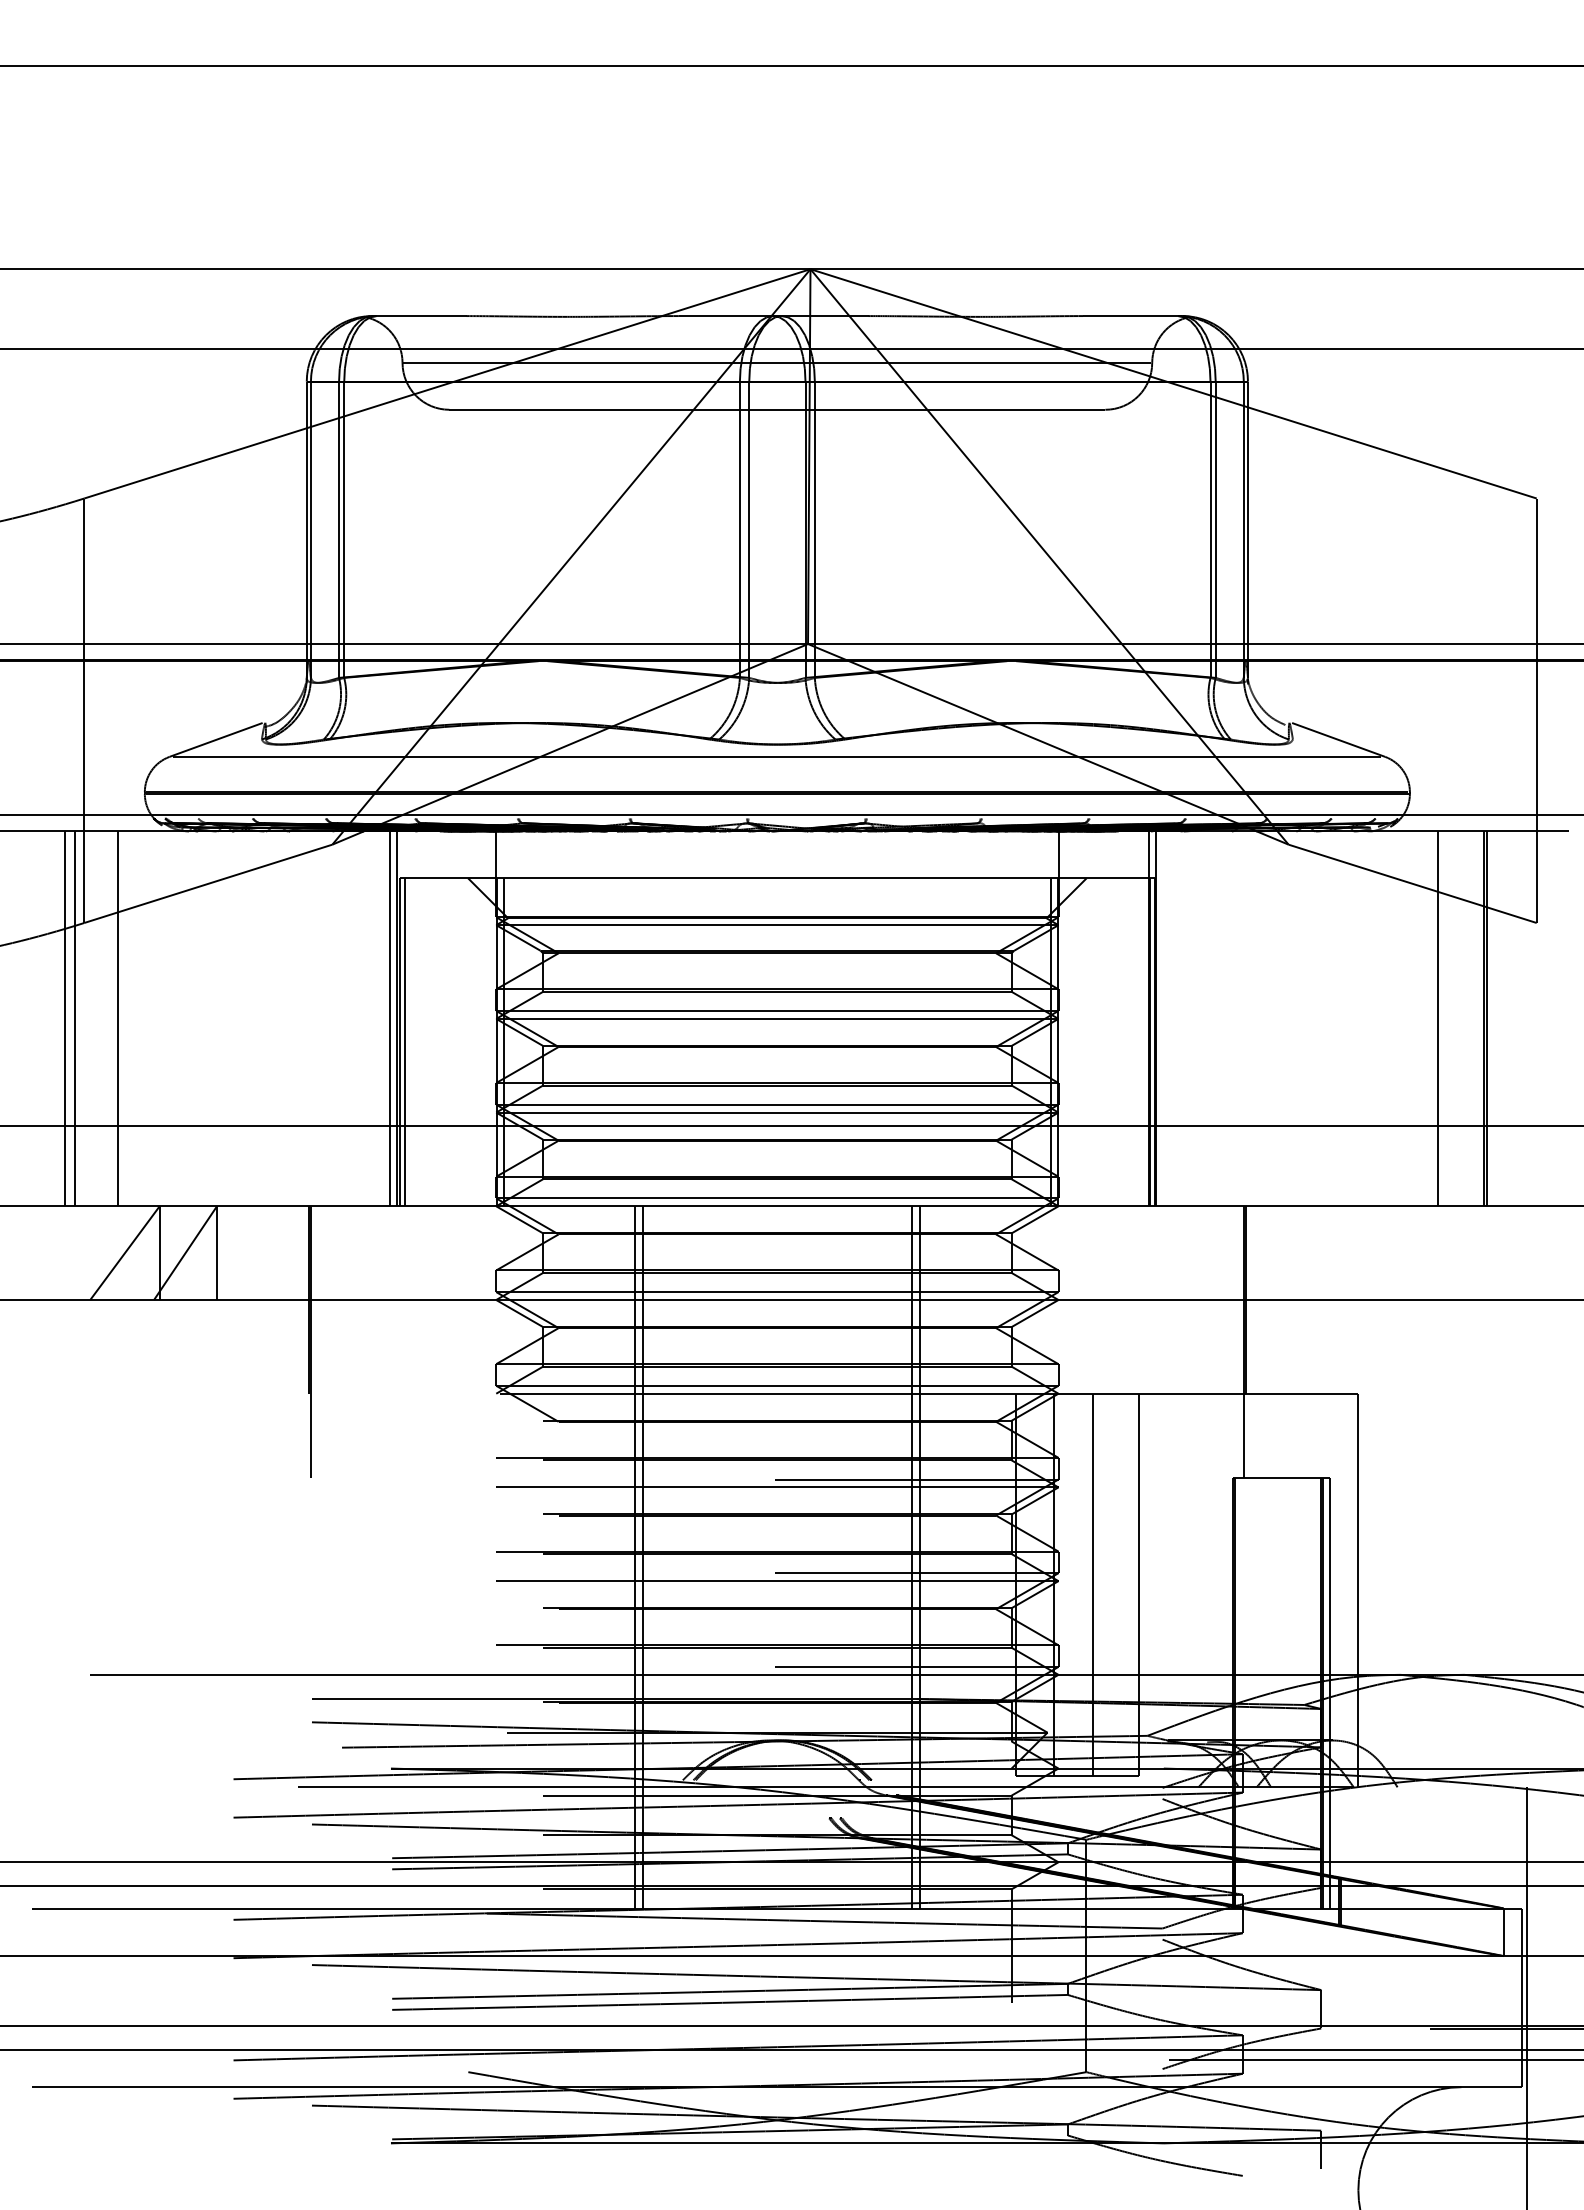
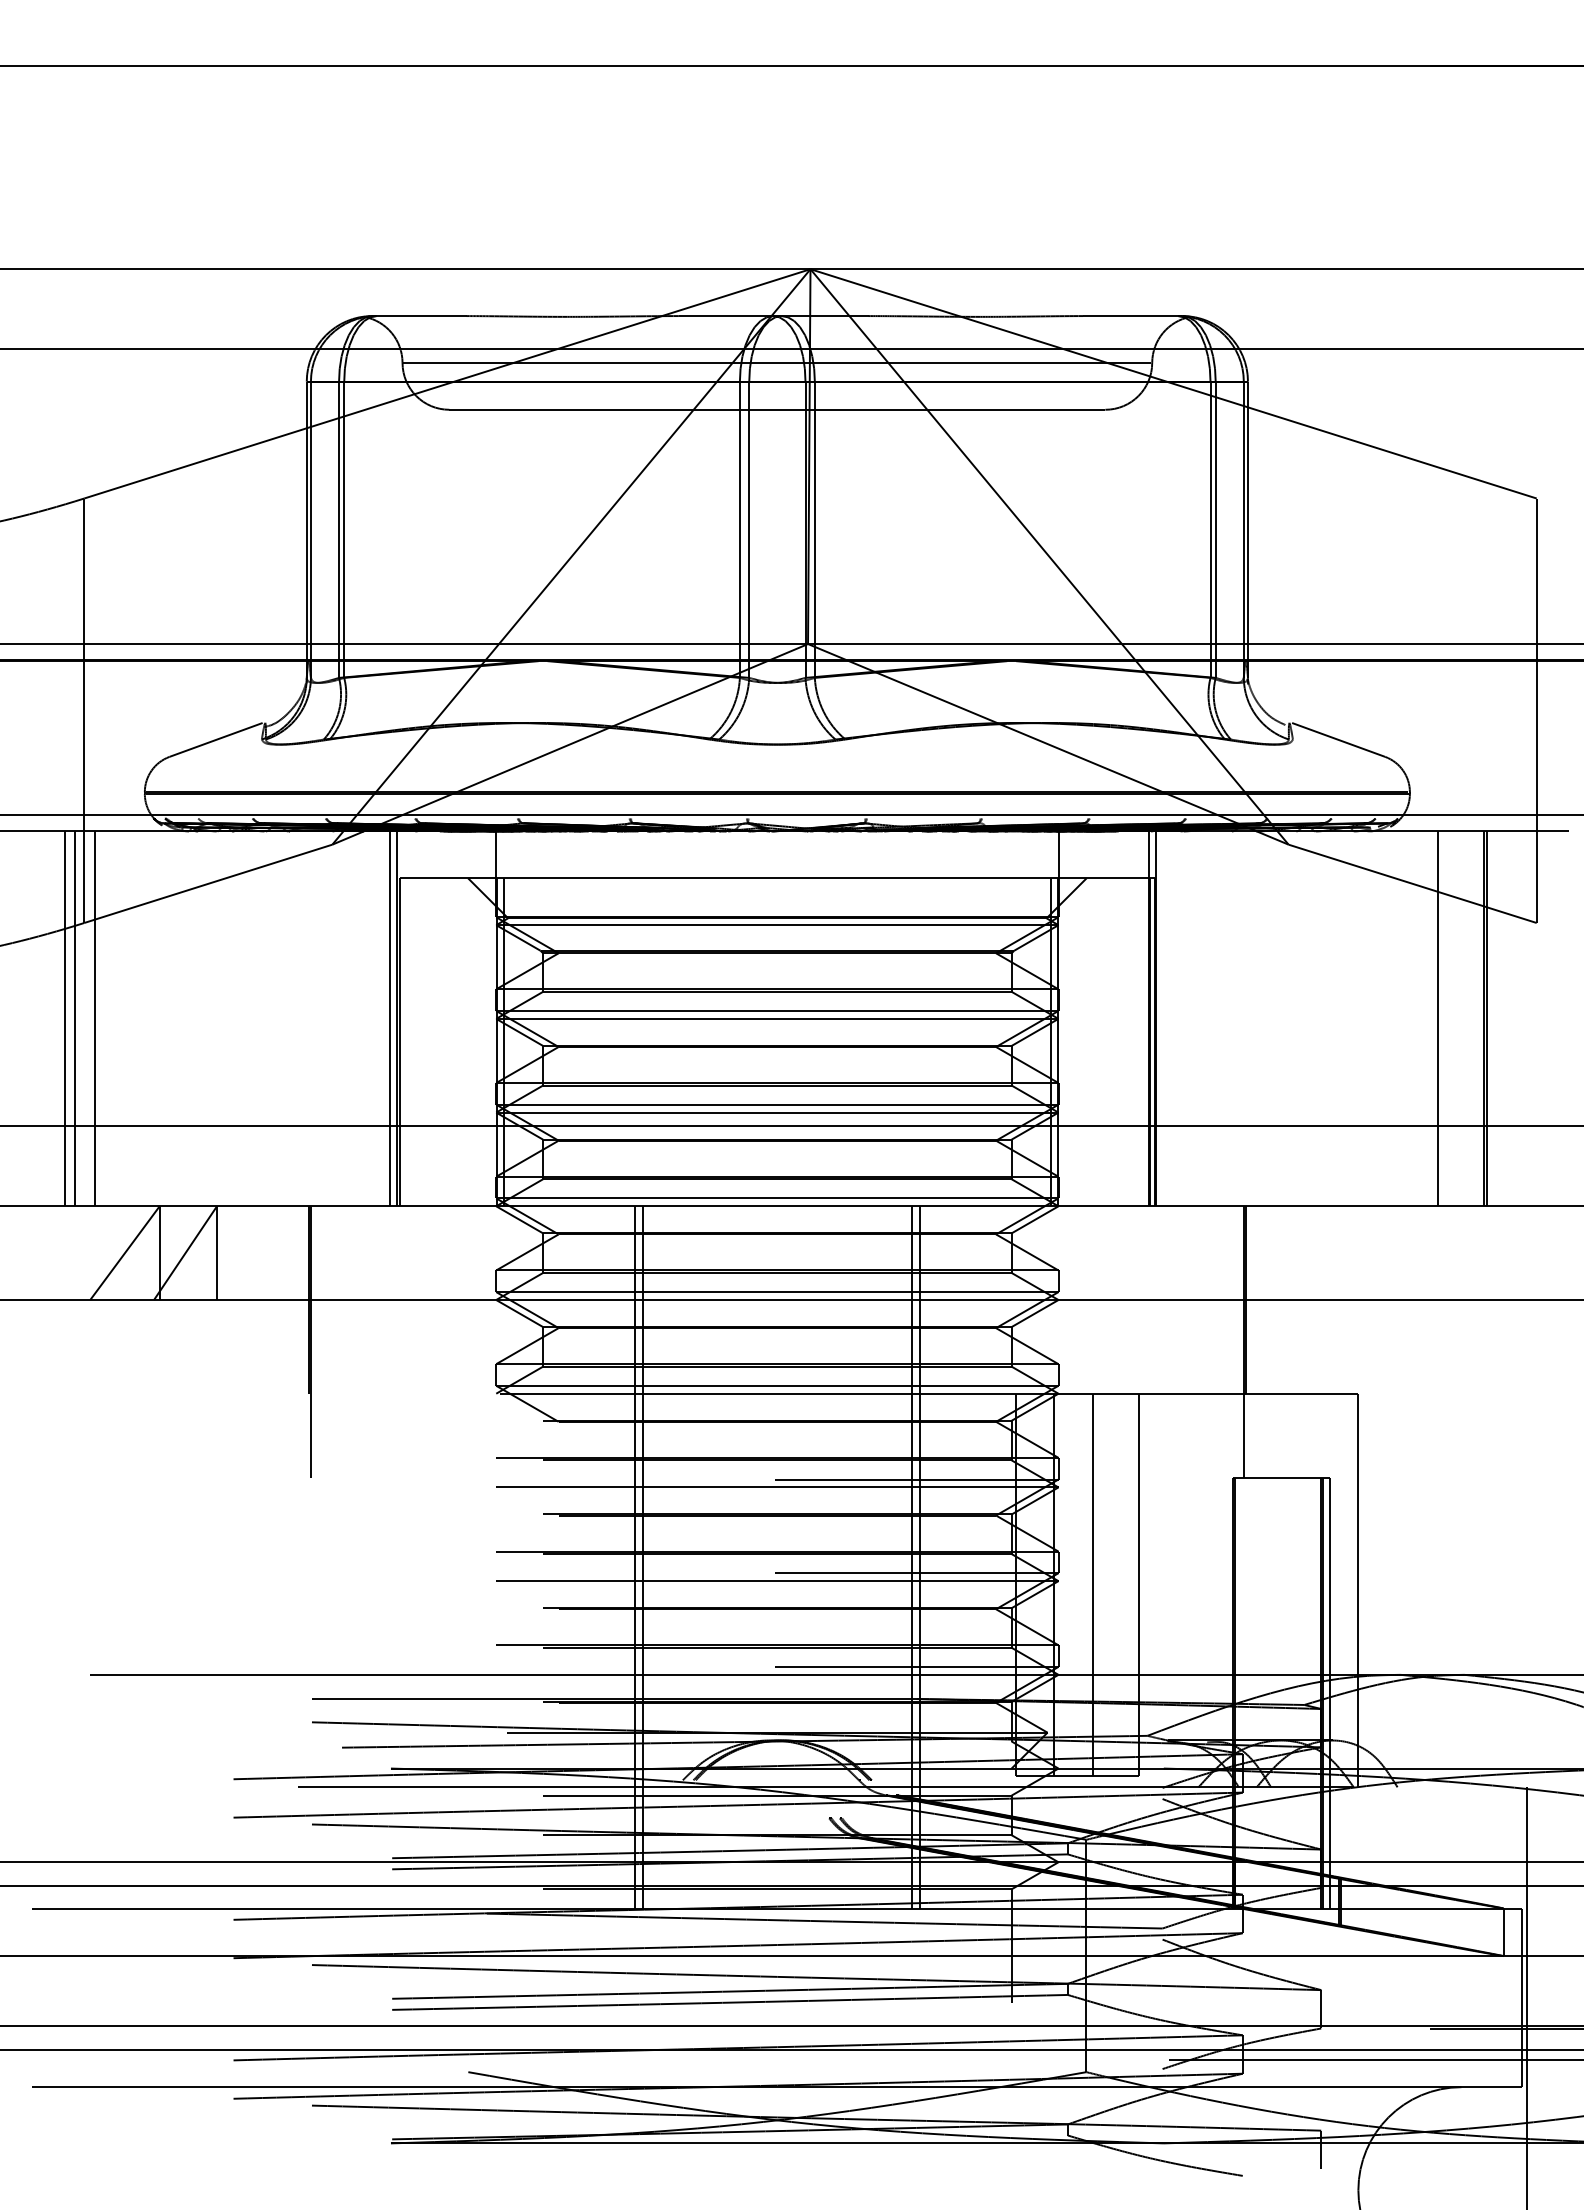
line: present -> none (777, 756)
line position: (117, 1018) -> (94, 1018) (94, 1018)
line: present -> none (405, 1042)
